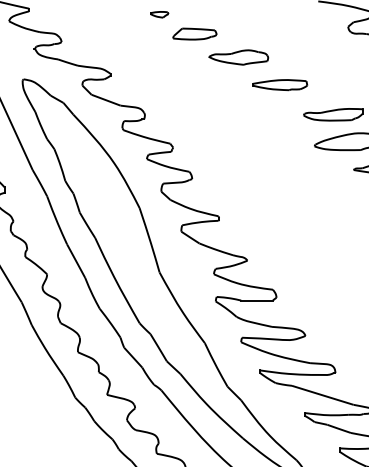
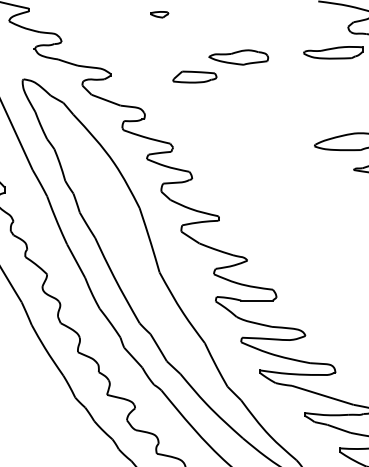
part position: (194, 33) -> (194, 76) (194, 76)
part: present -> none (280, 85)
part position: (333, 114) -> (333, 52) (333, 52)
